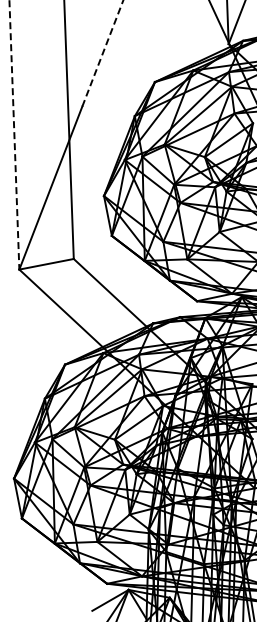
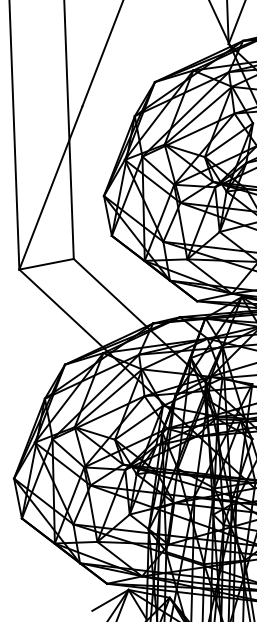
line: dashed -> solid (102, 53)
line: dashed -> solid (14, 134)
